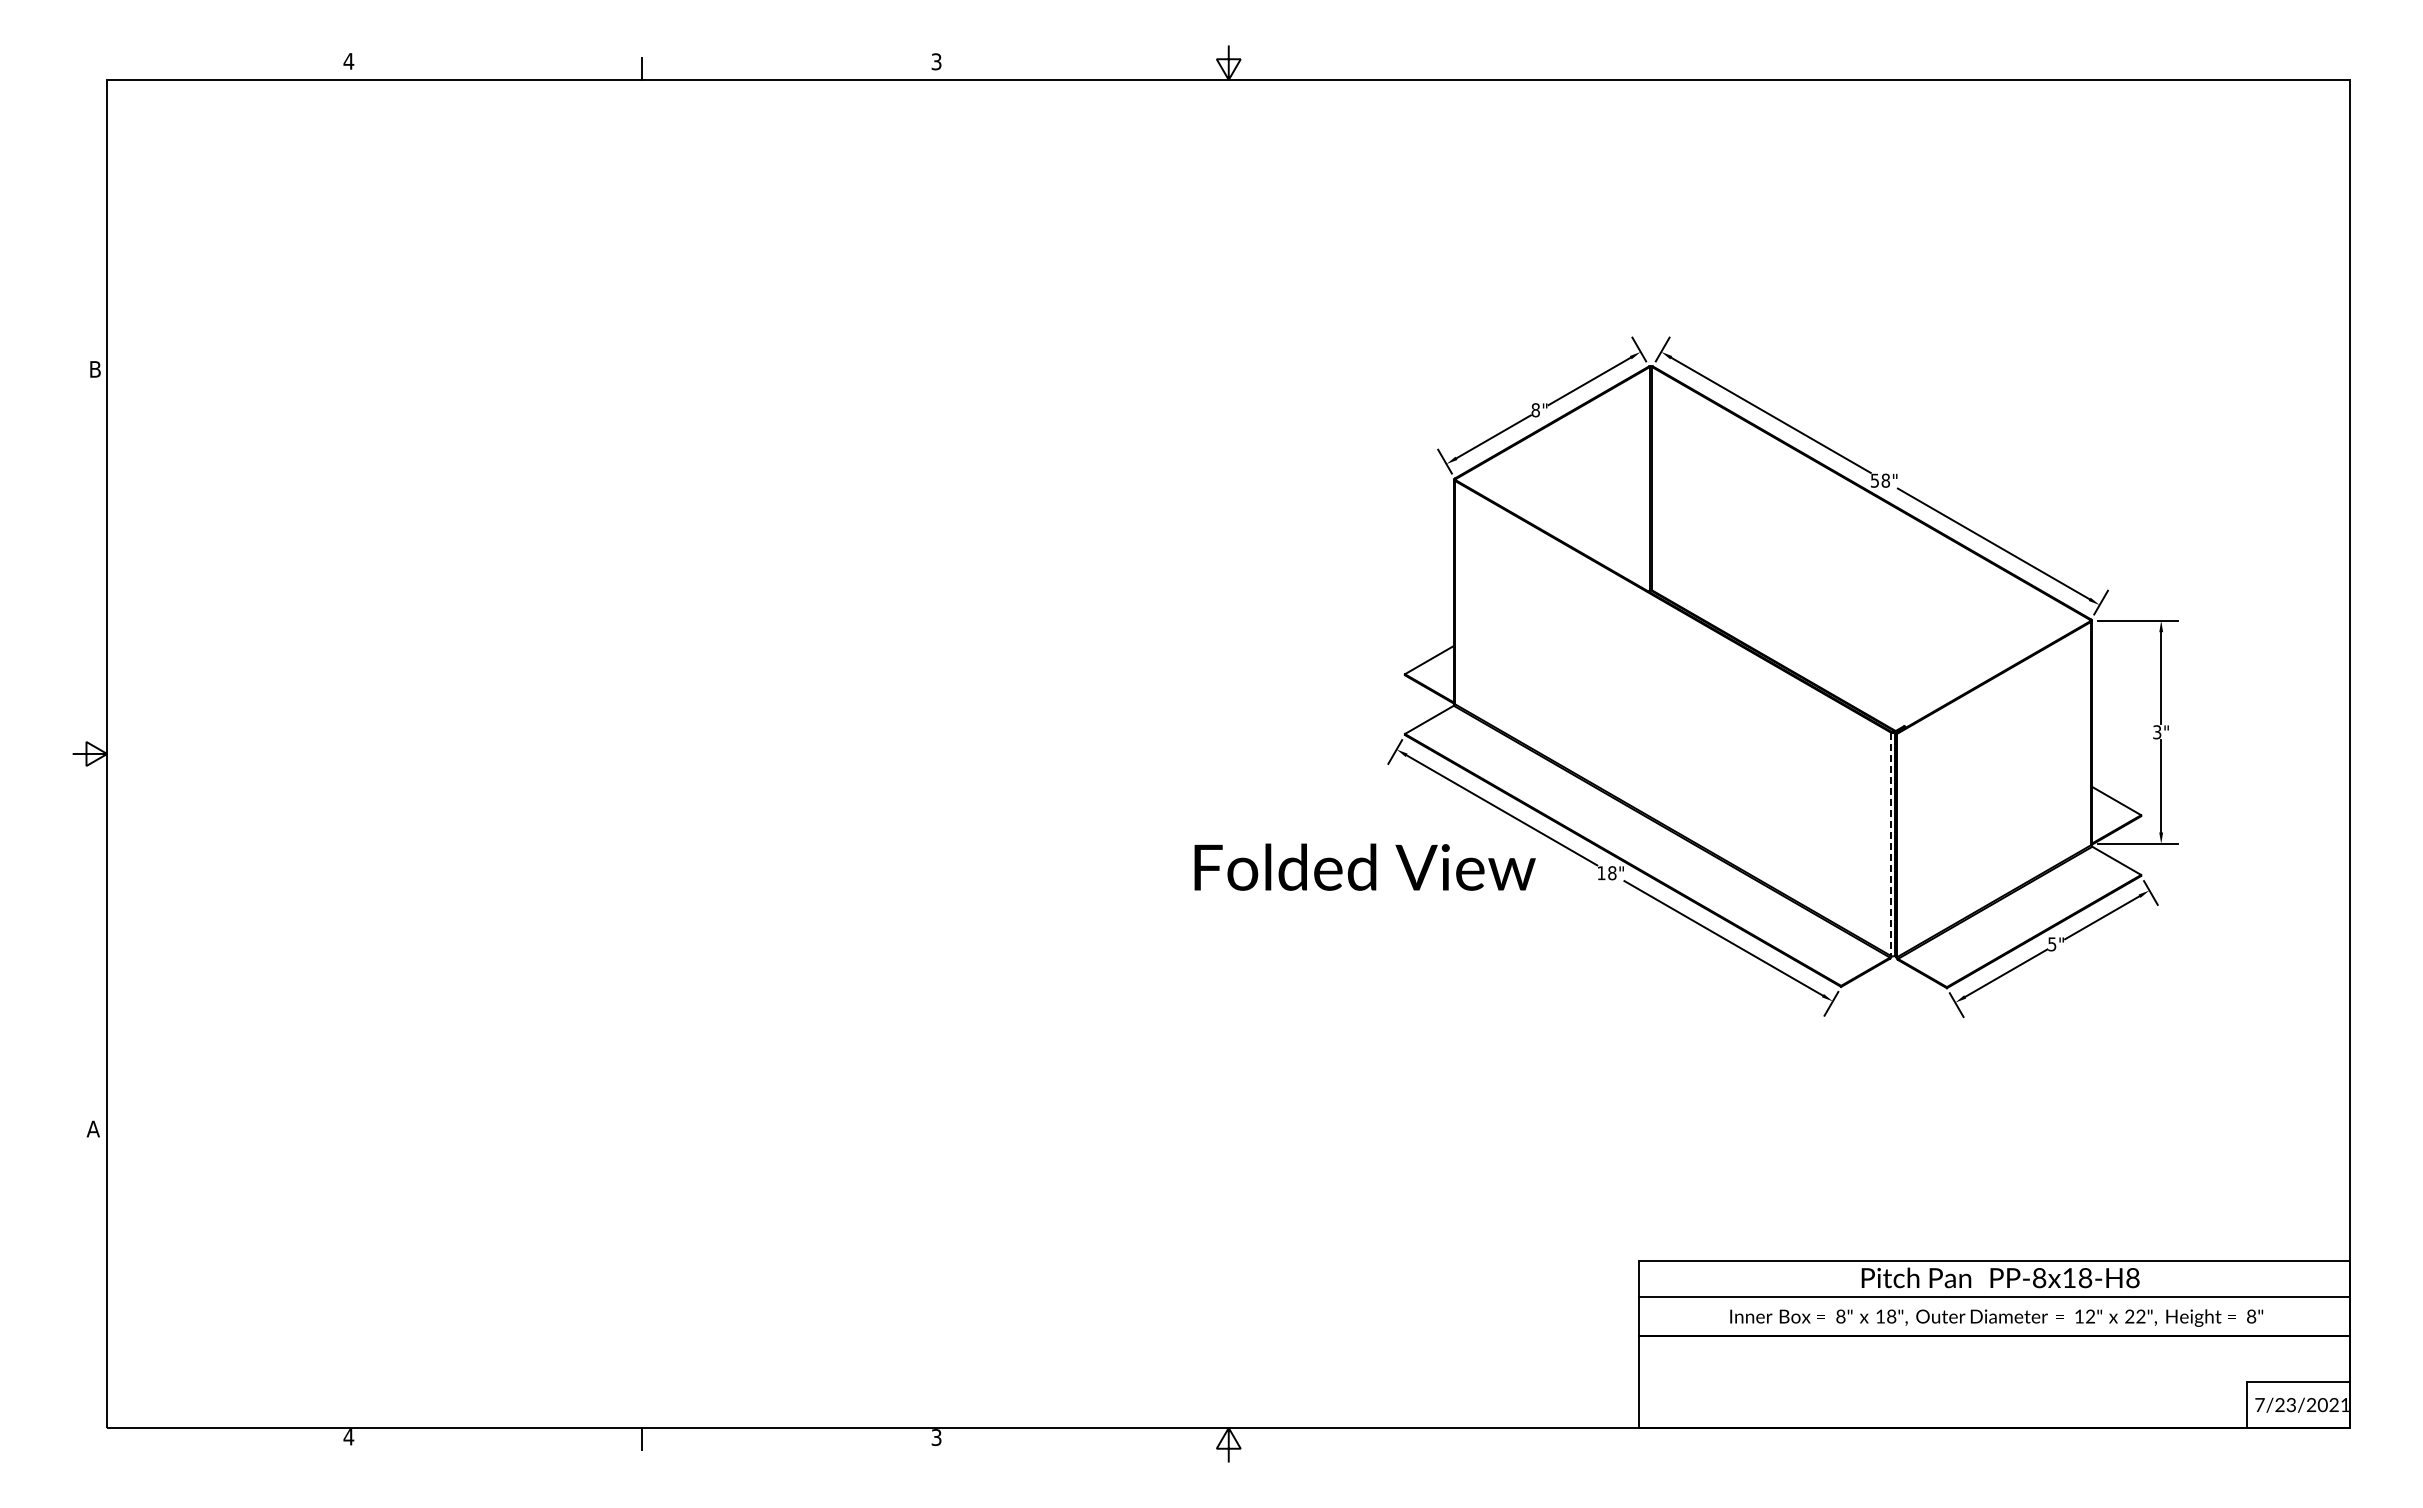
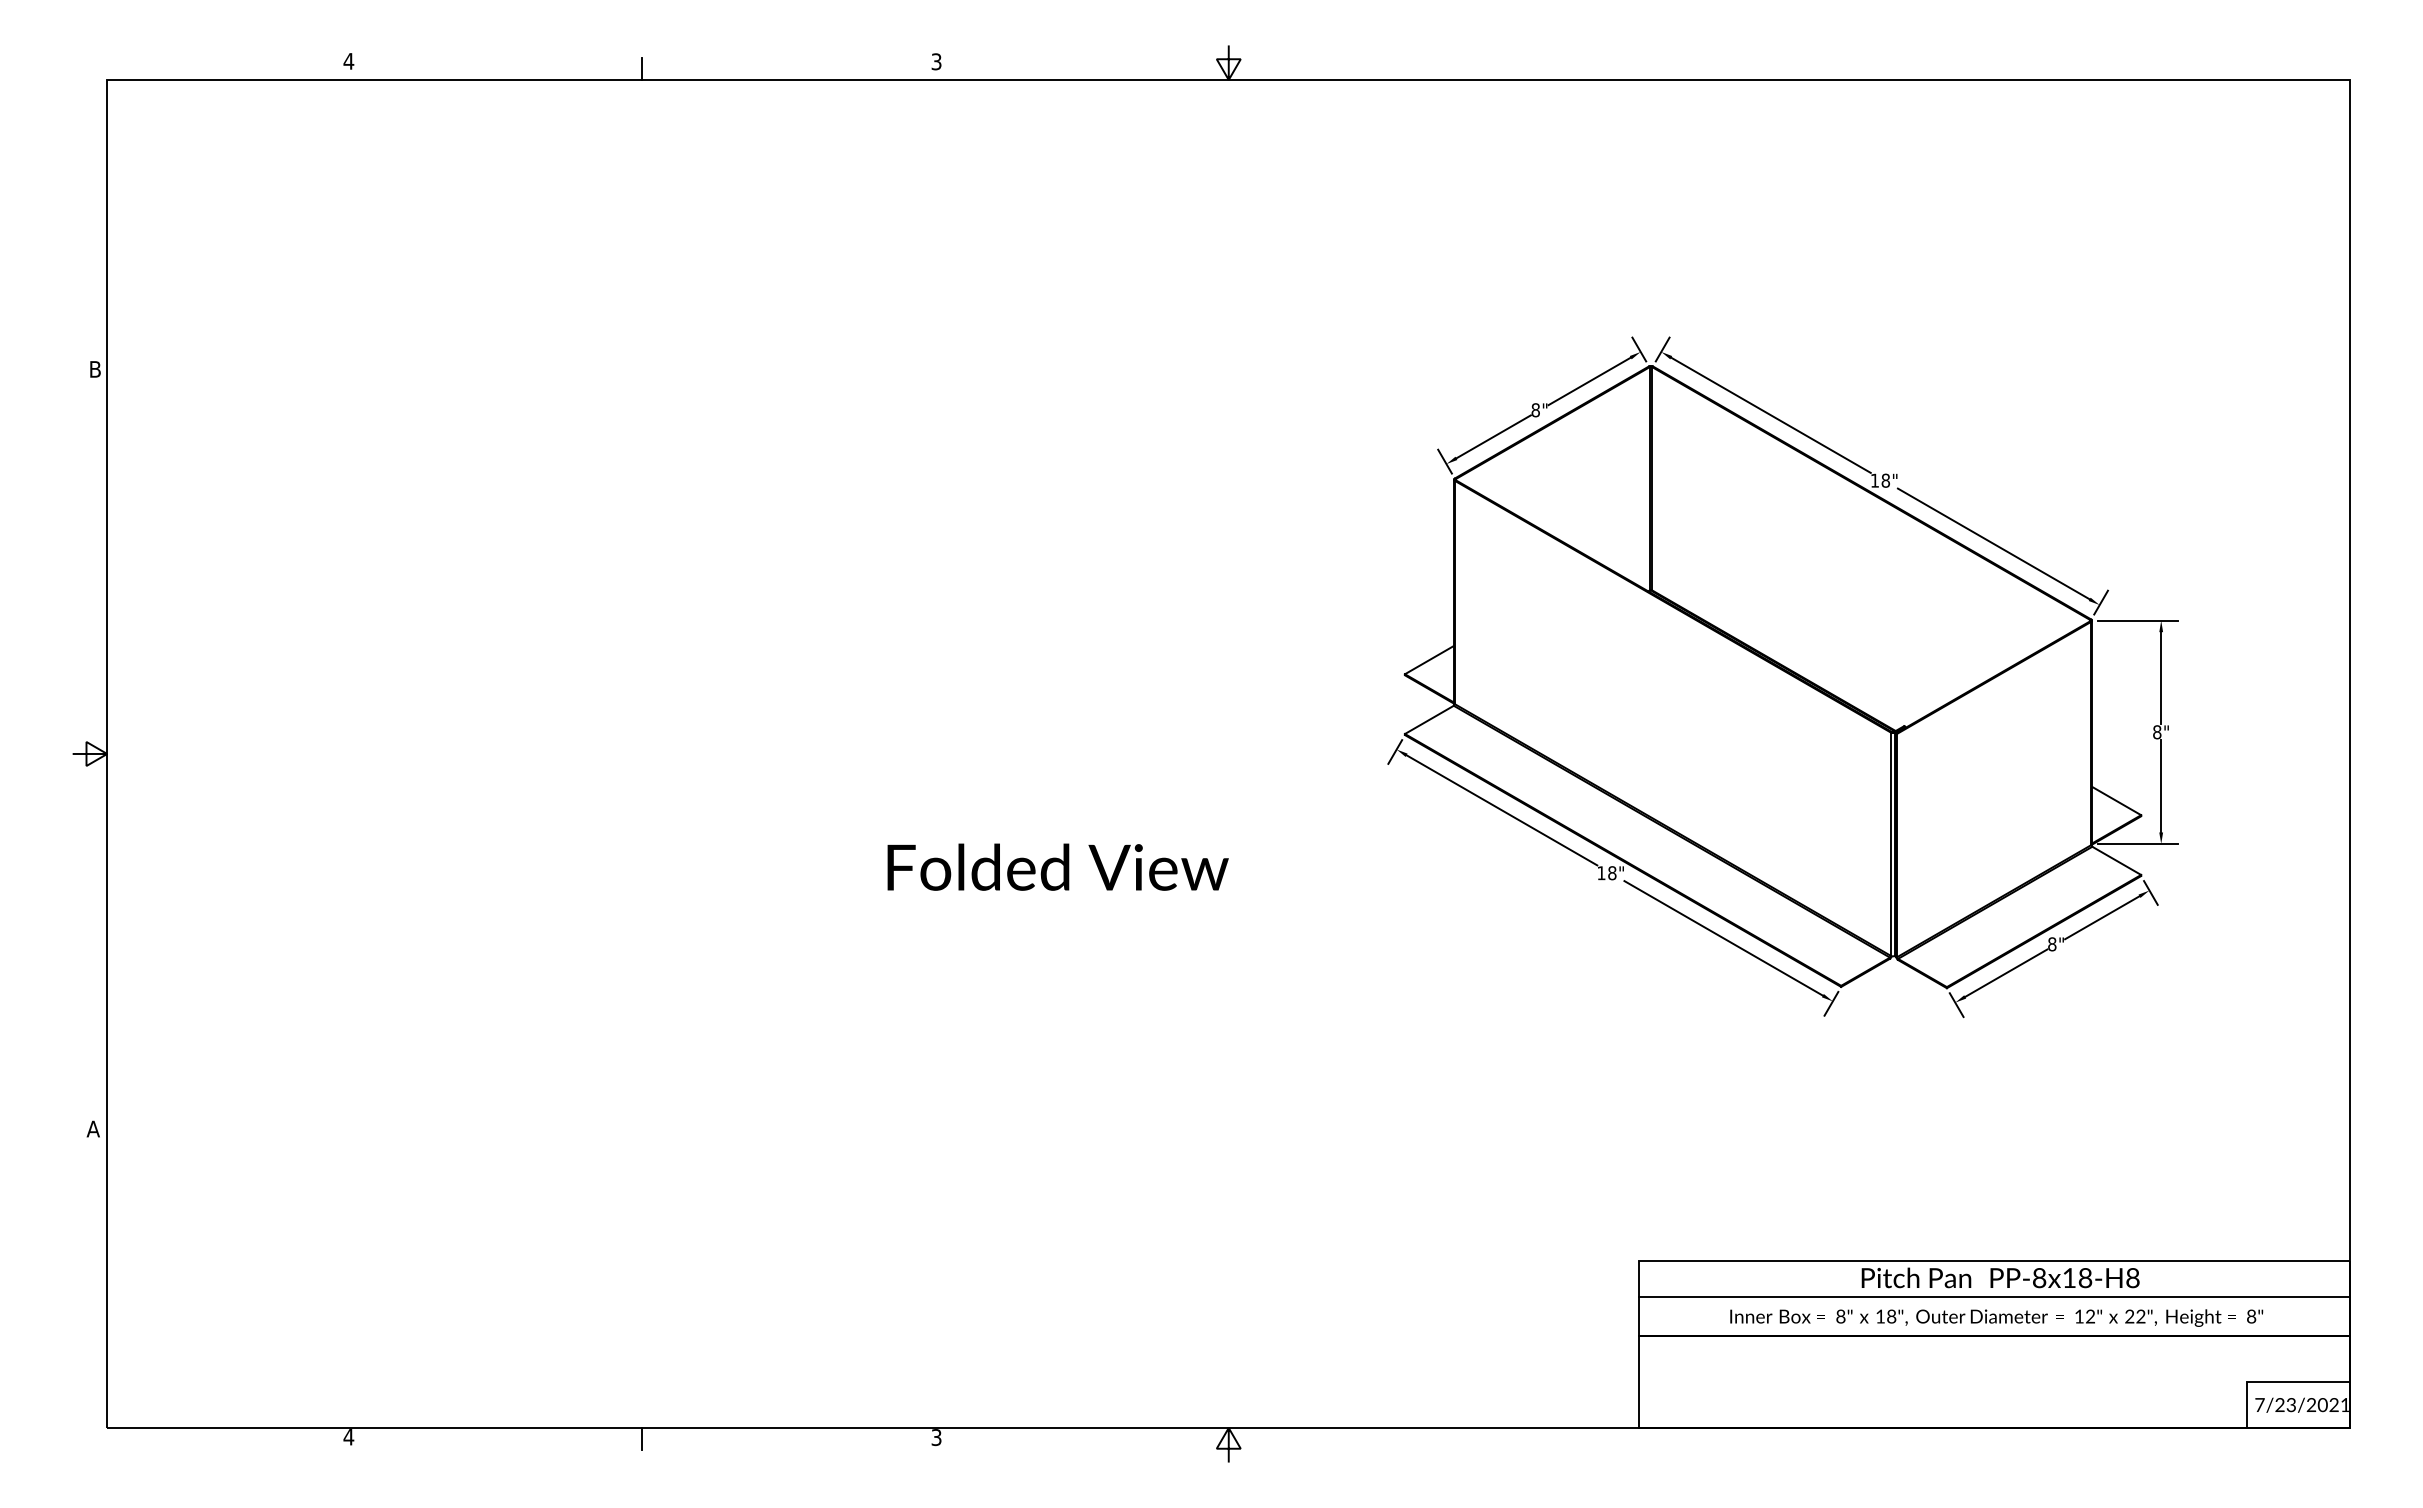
text: 58" -> 18" (1874, 480)
text: 3" -> 8" (2157, 732)
line: dashed -> solid (1890, 844)
text position: (1364, 866) -> (1057, 866) (1057, 866)
text: 5" -> 8" (2052, 944)
